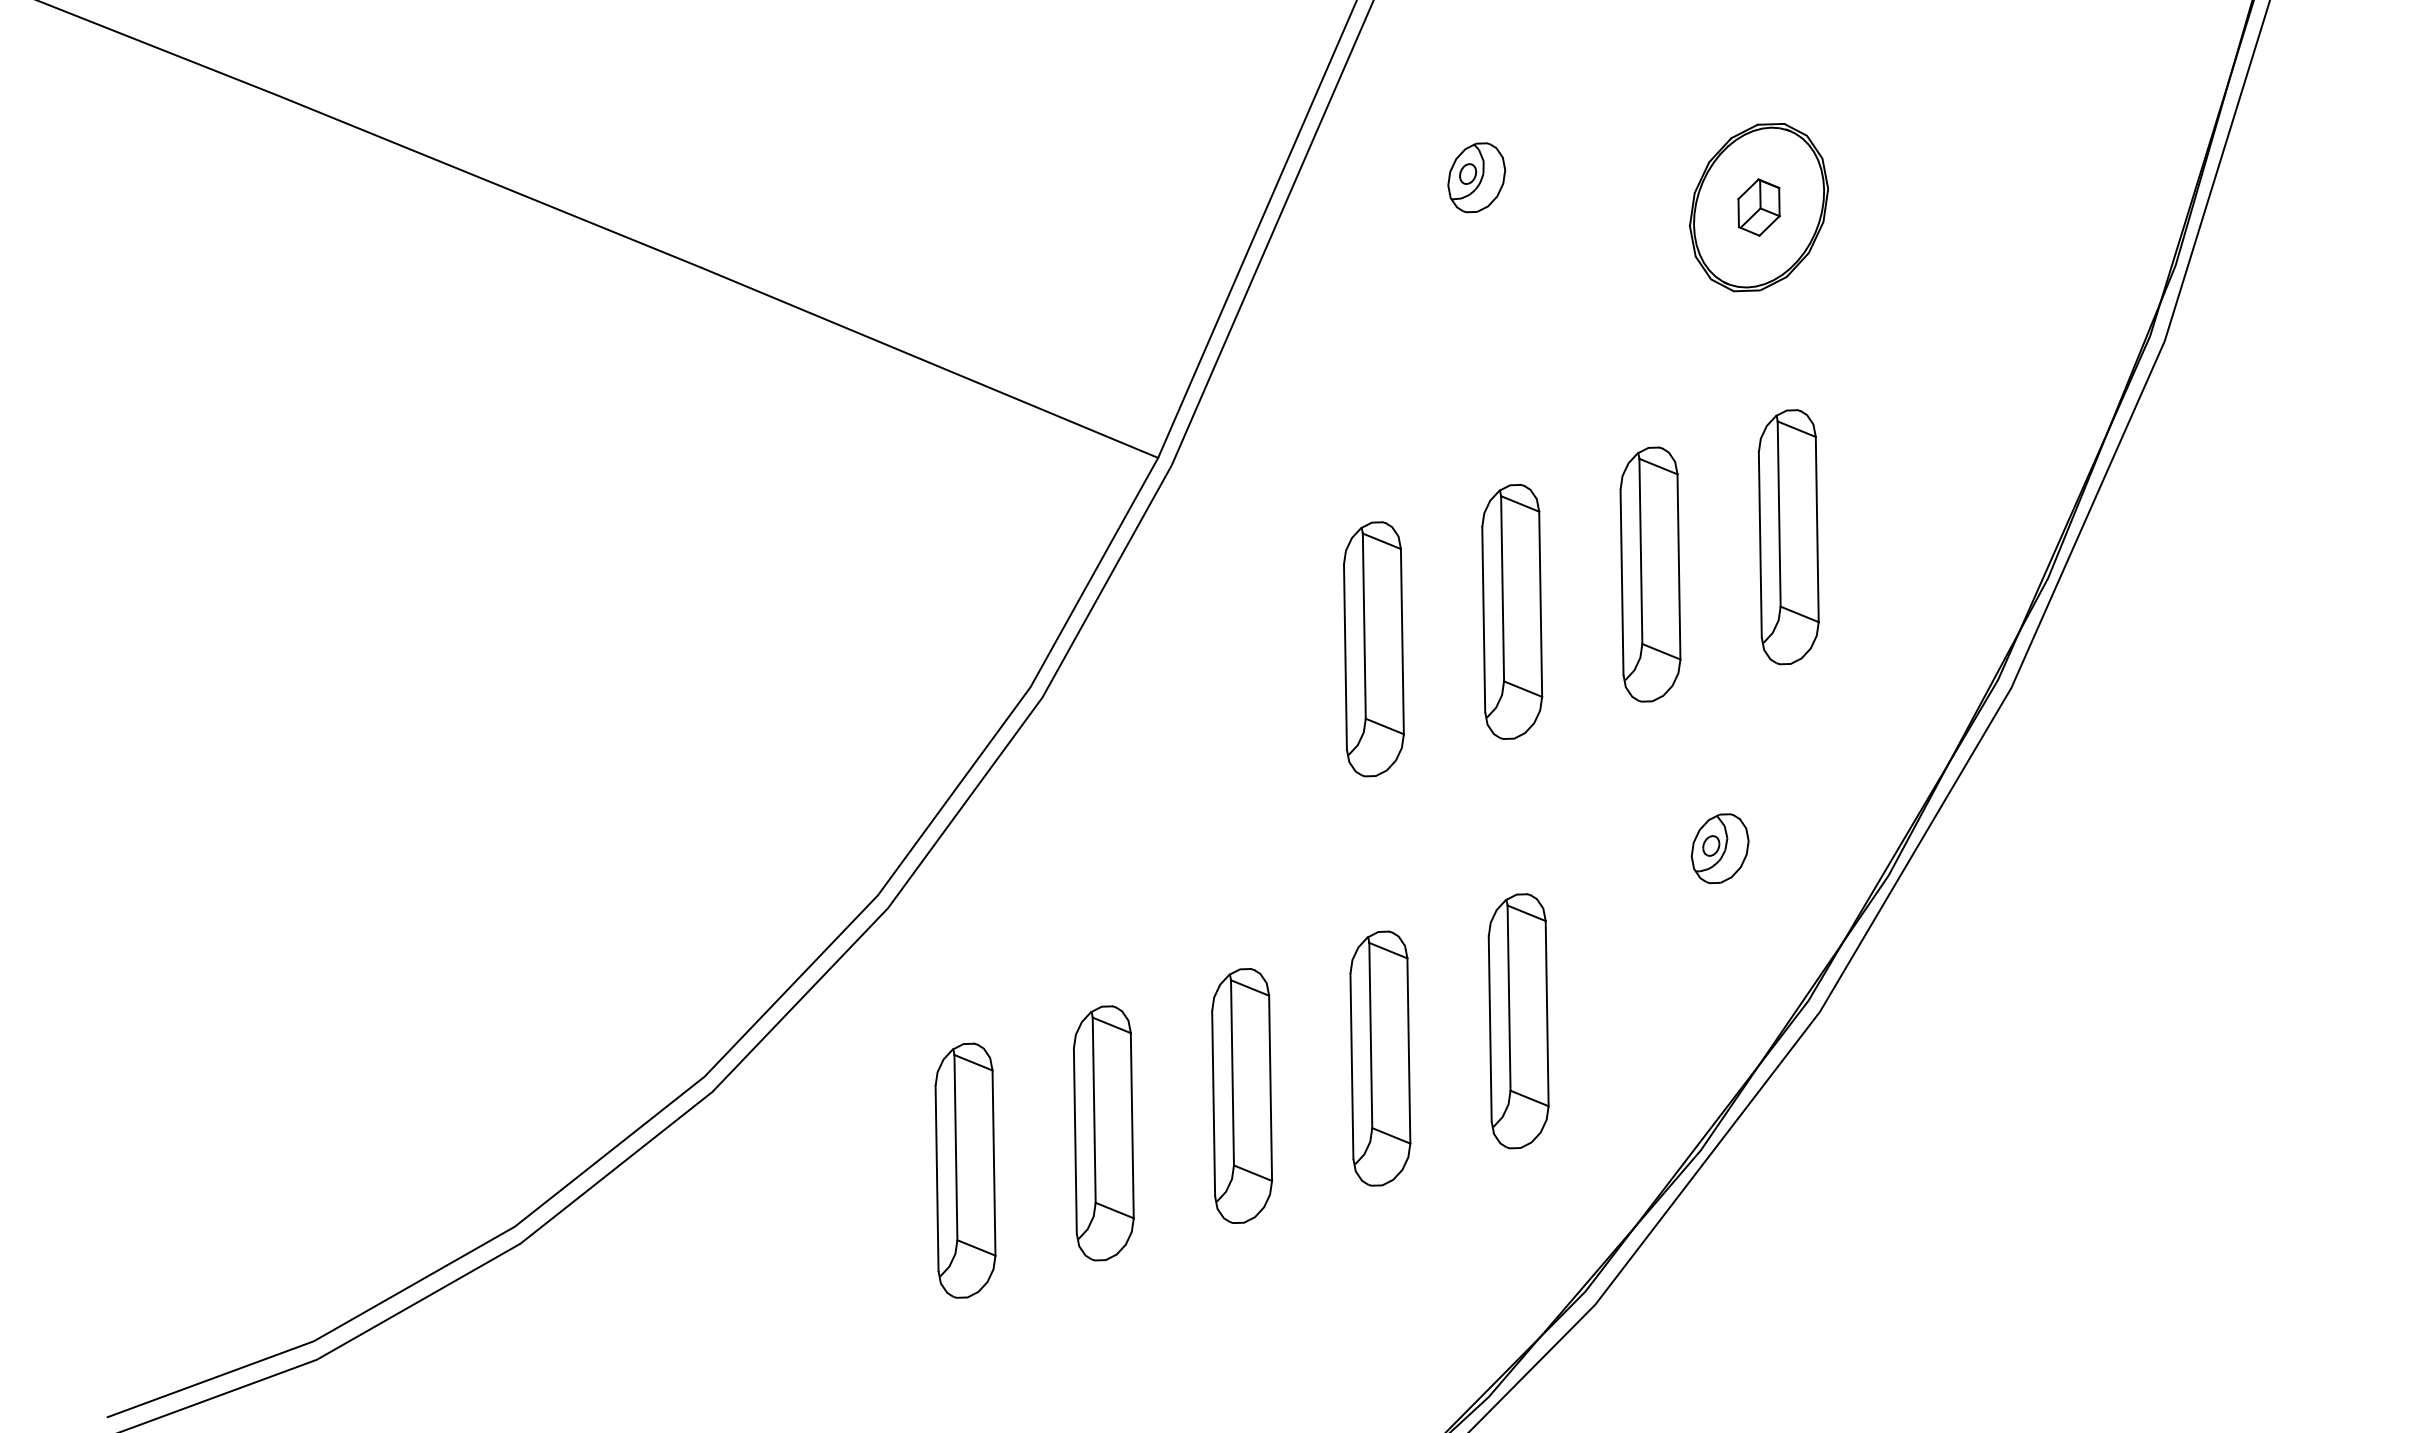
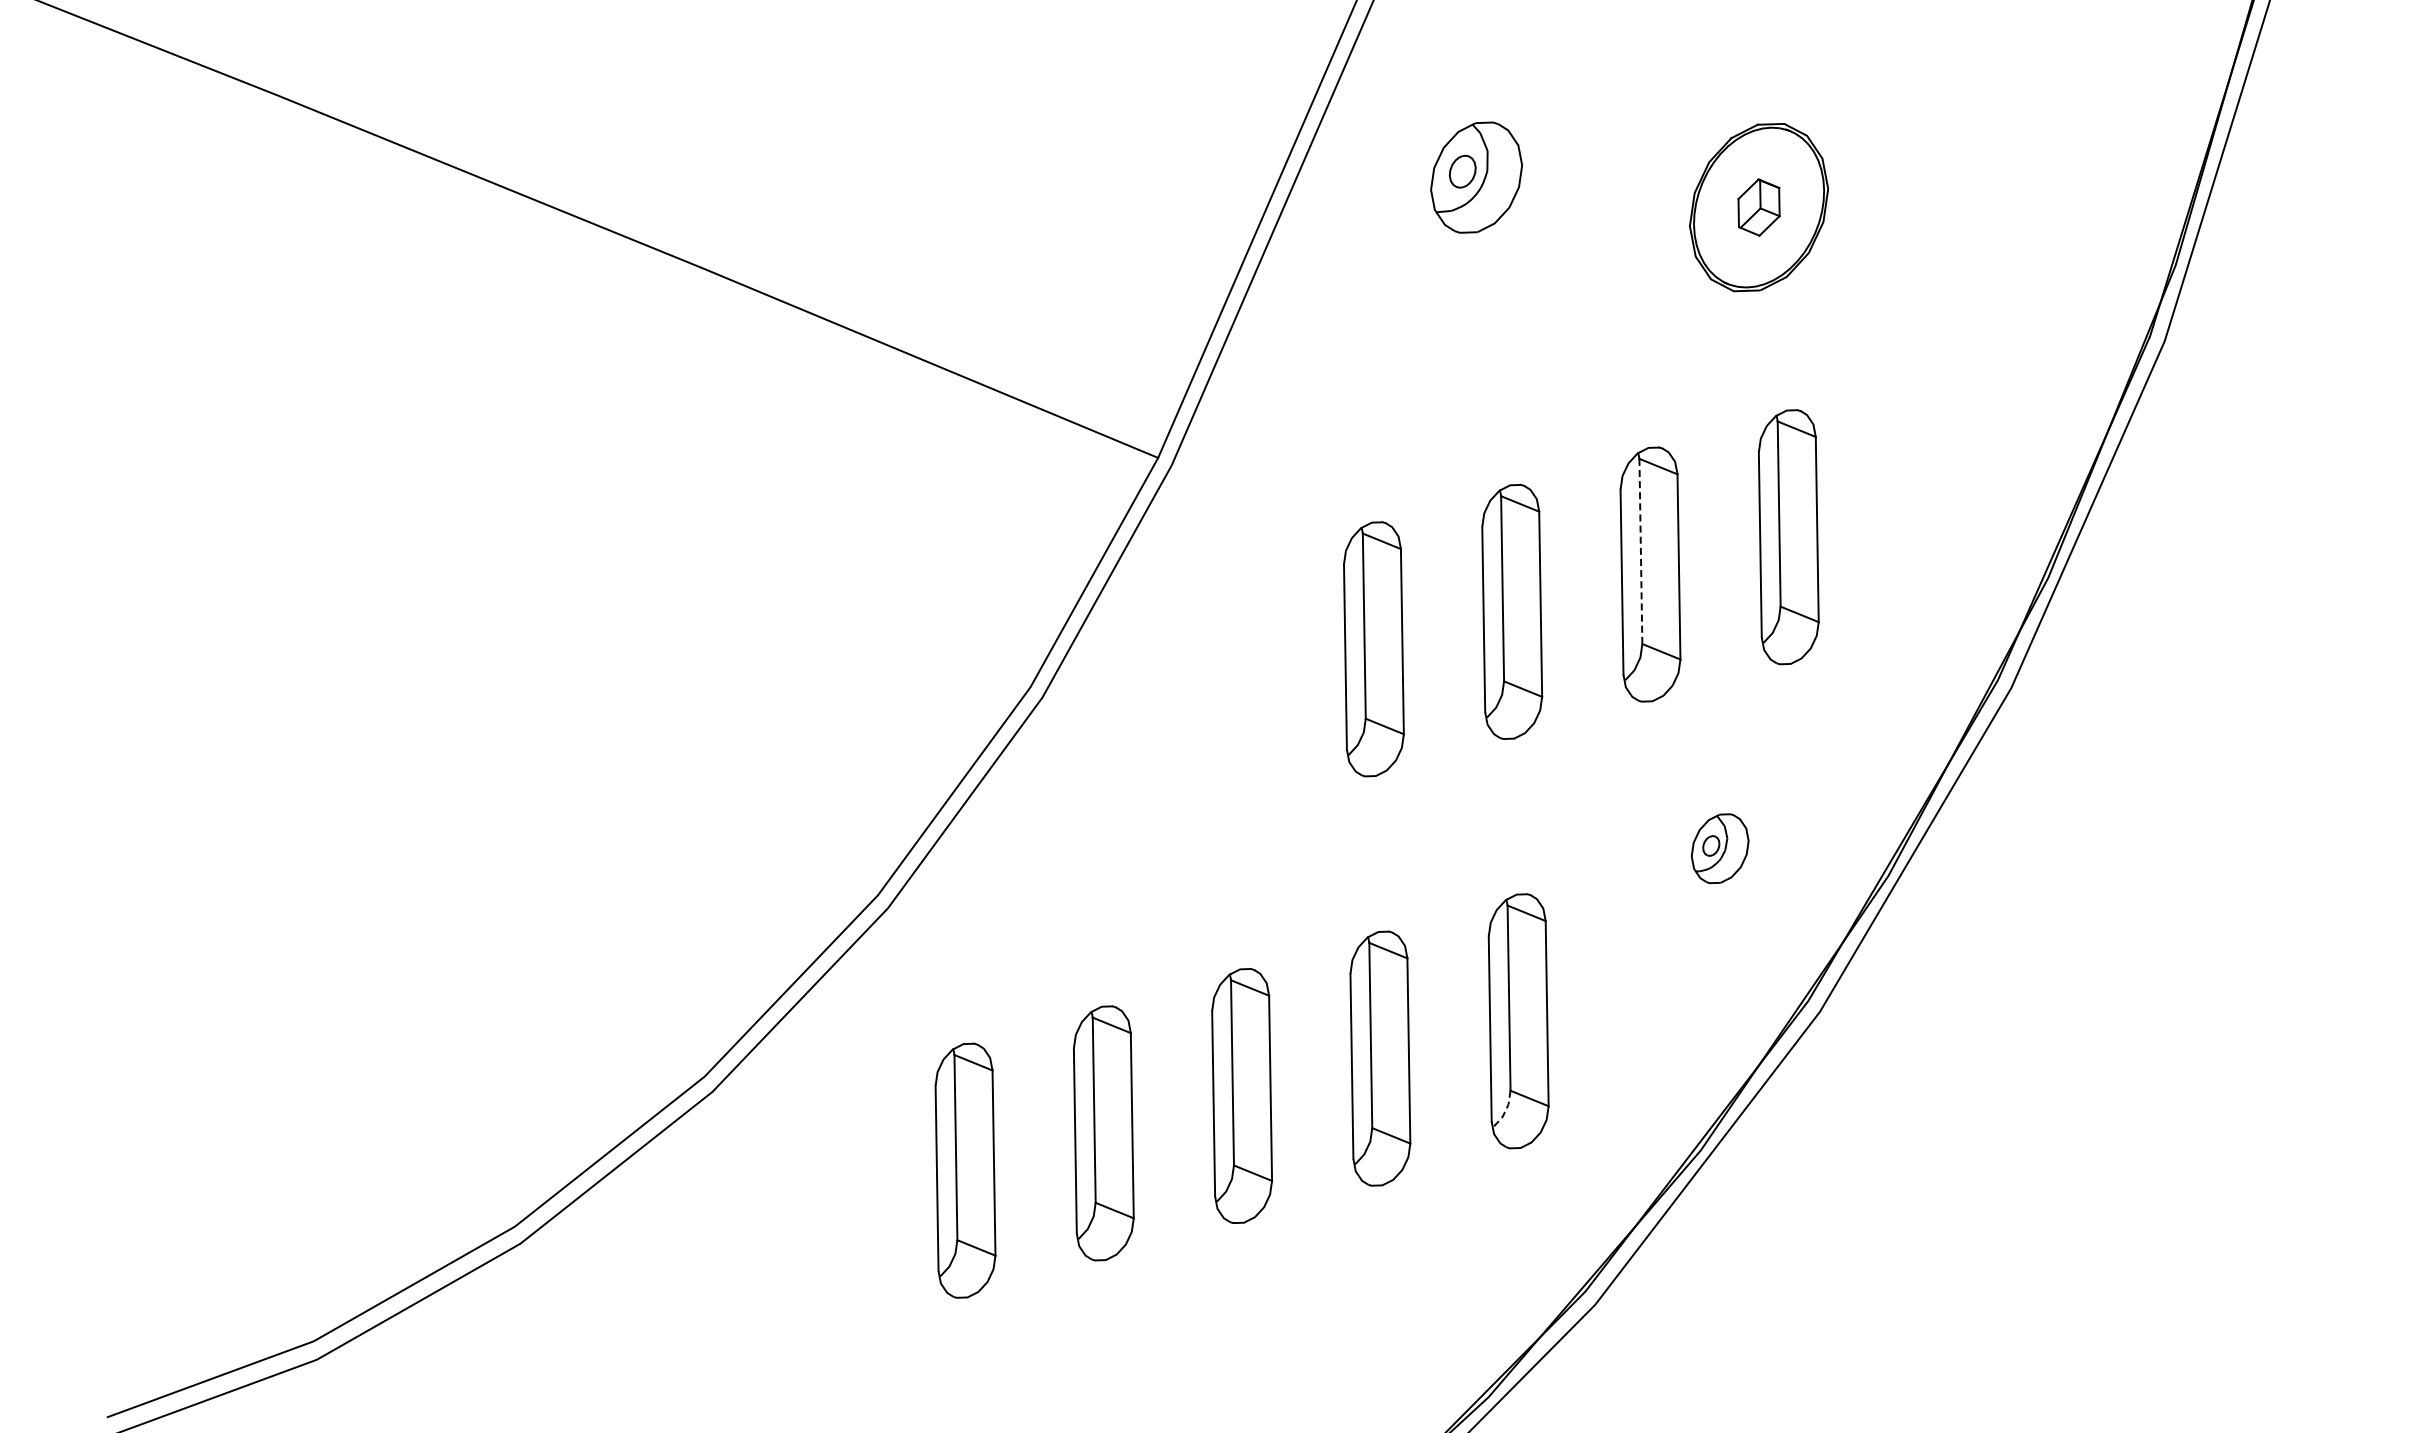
part size: 60x72 px -> 93x113 px (1476, 177)
line: solid -> dashed (1640, 551)
line: solid -> dashed (1505, 1111)
